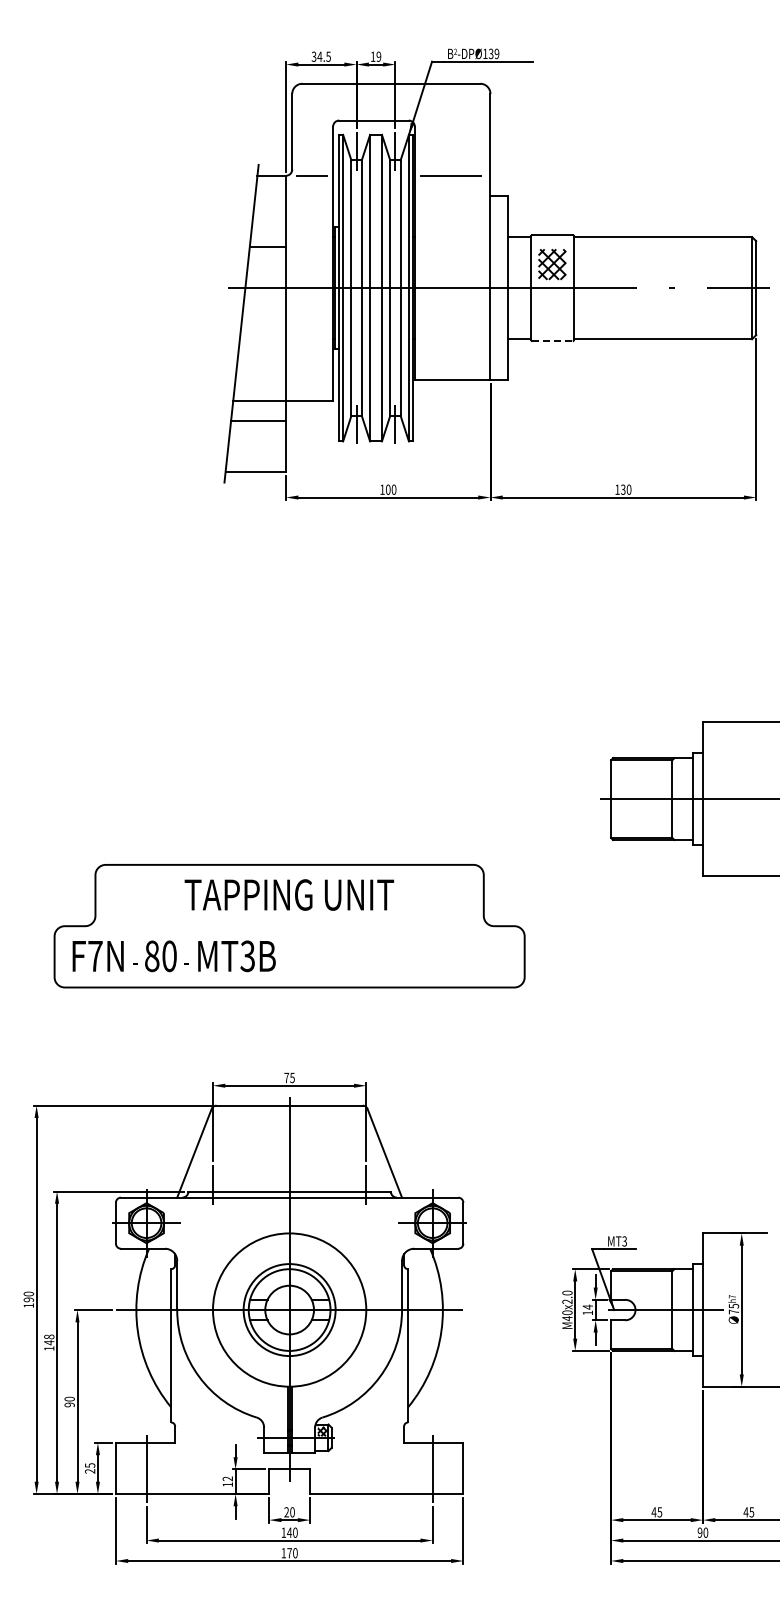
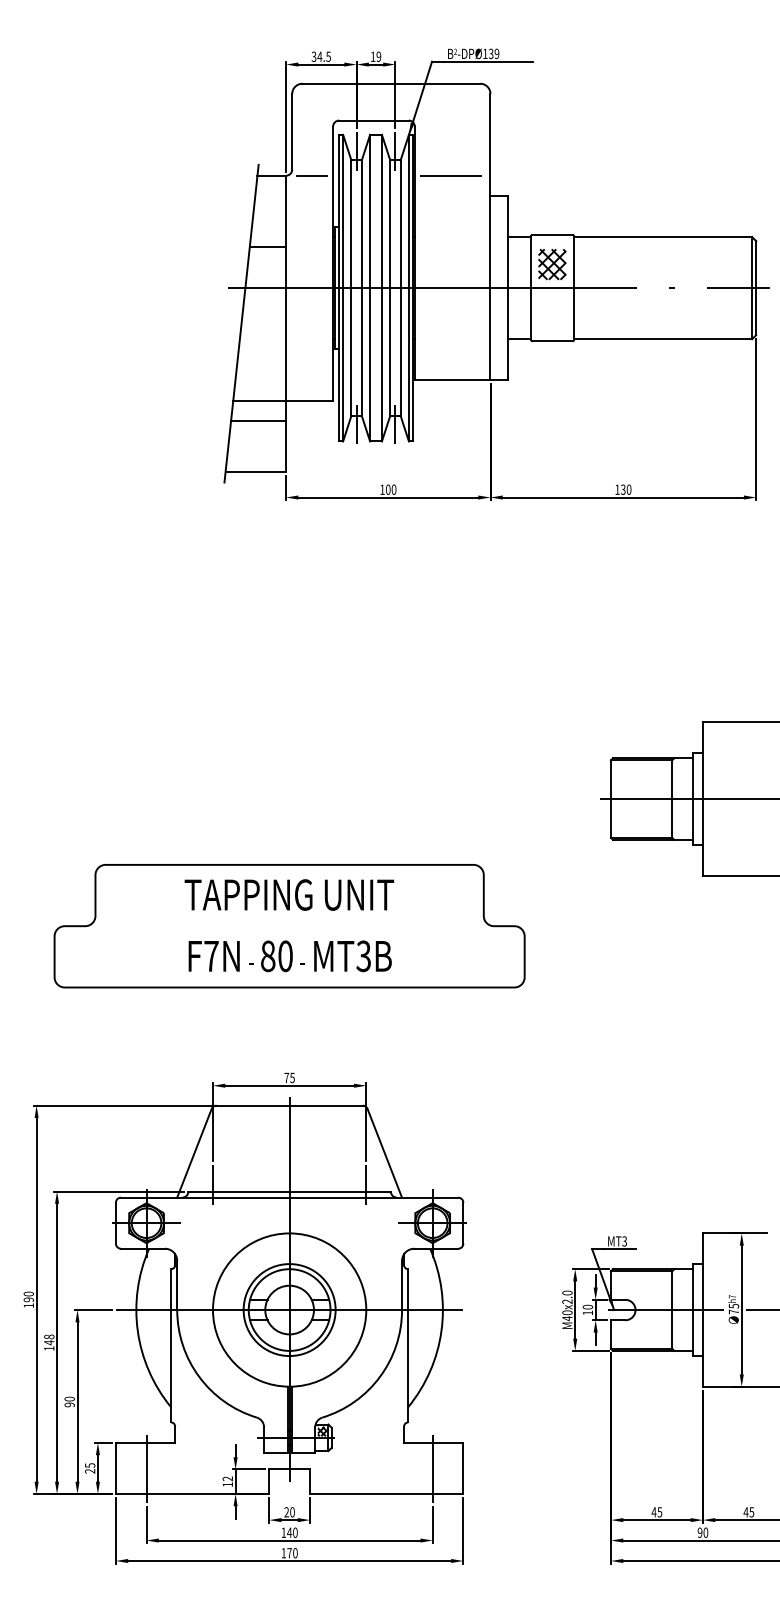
line: dashed -> solid (553, 341)
text position: (173, 956) -> (289, 956) (289, 956)
text: 14 -> 10 (587, 1306)
line: none -> present (760, 1310)
